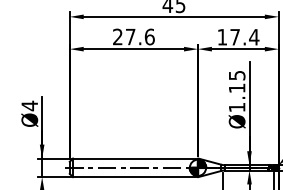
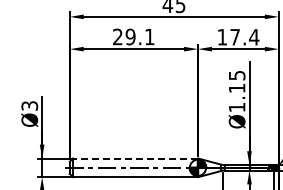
text: 27.6 -> 29.1 (139, 36)
text: Ø4 -> Ø3 (29, 105)
line: solid -> dashed (135, 158)
